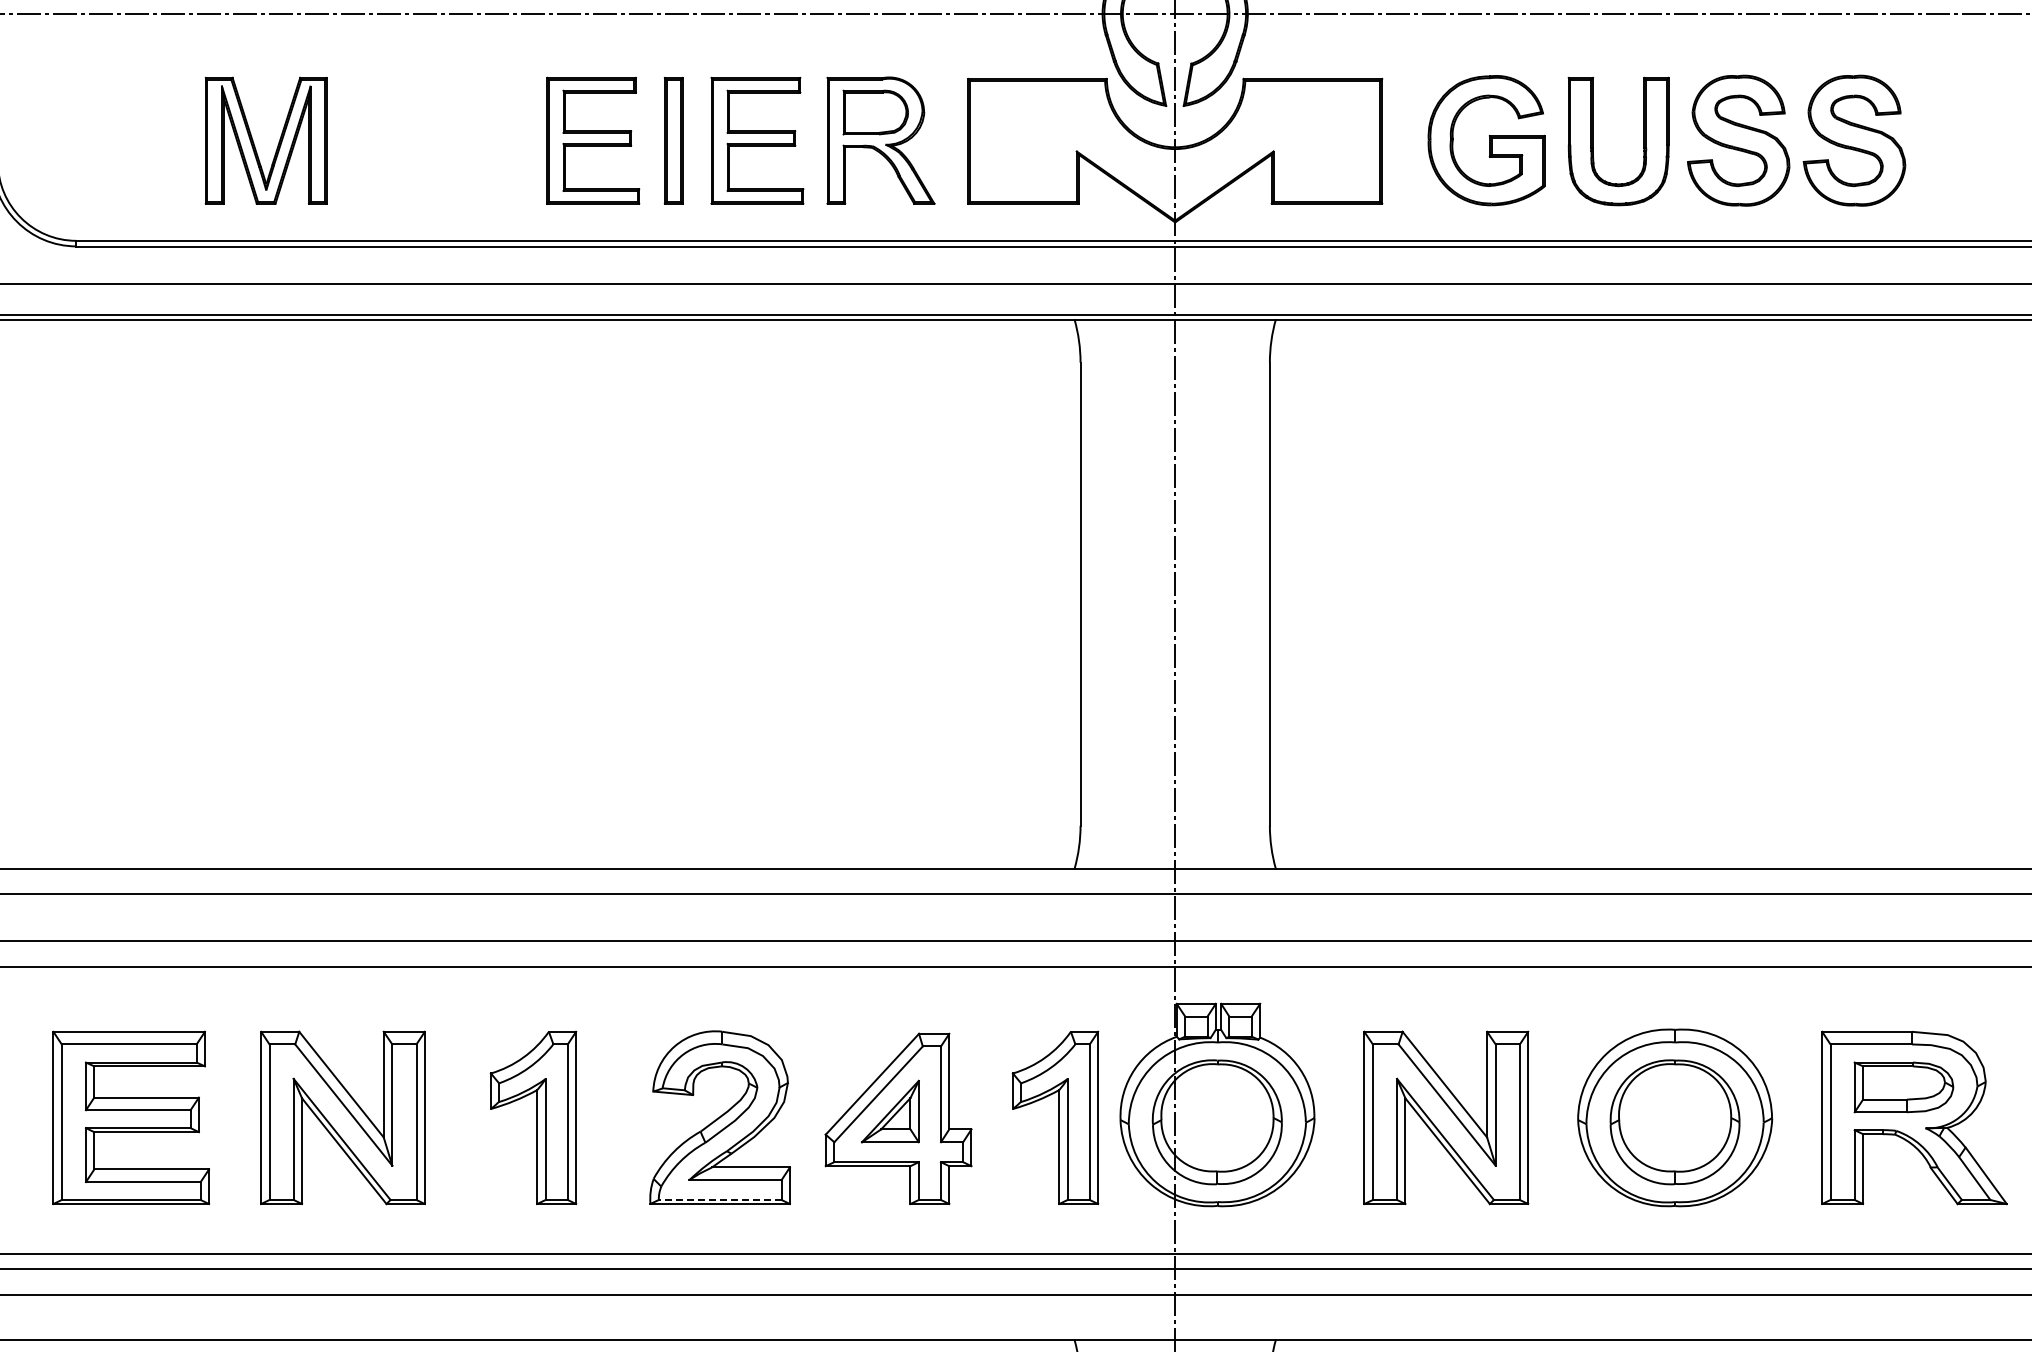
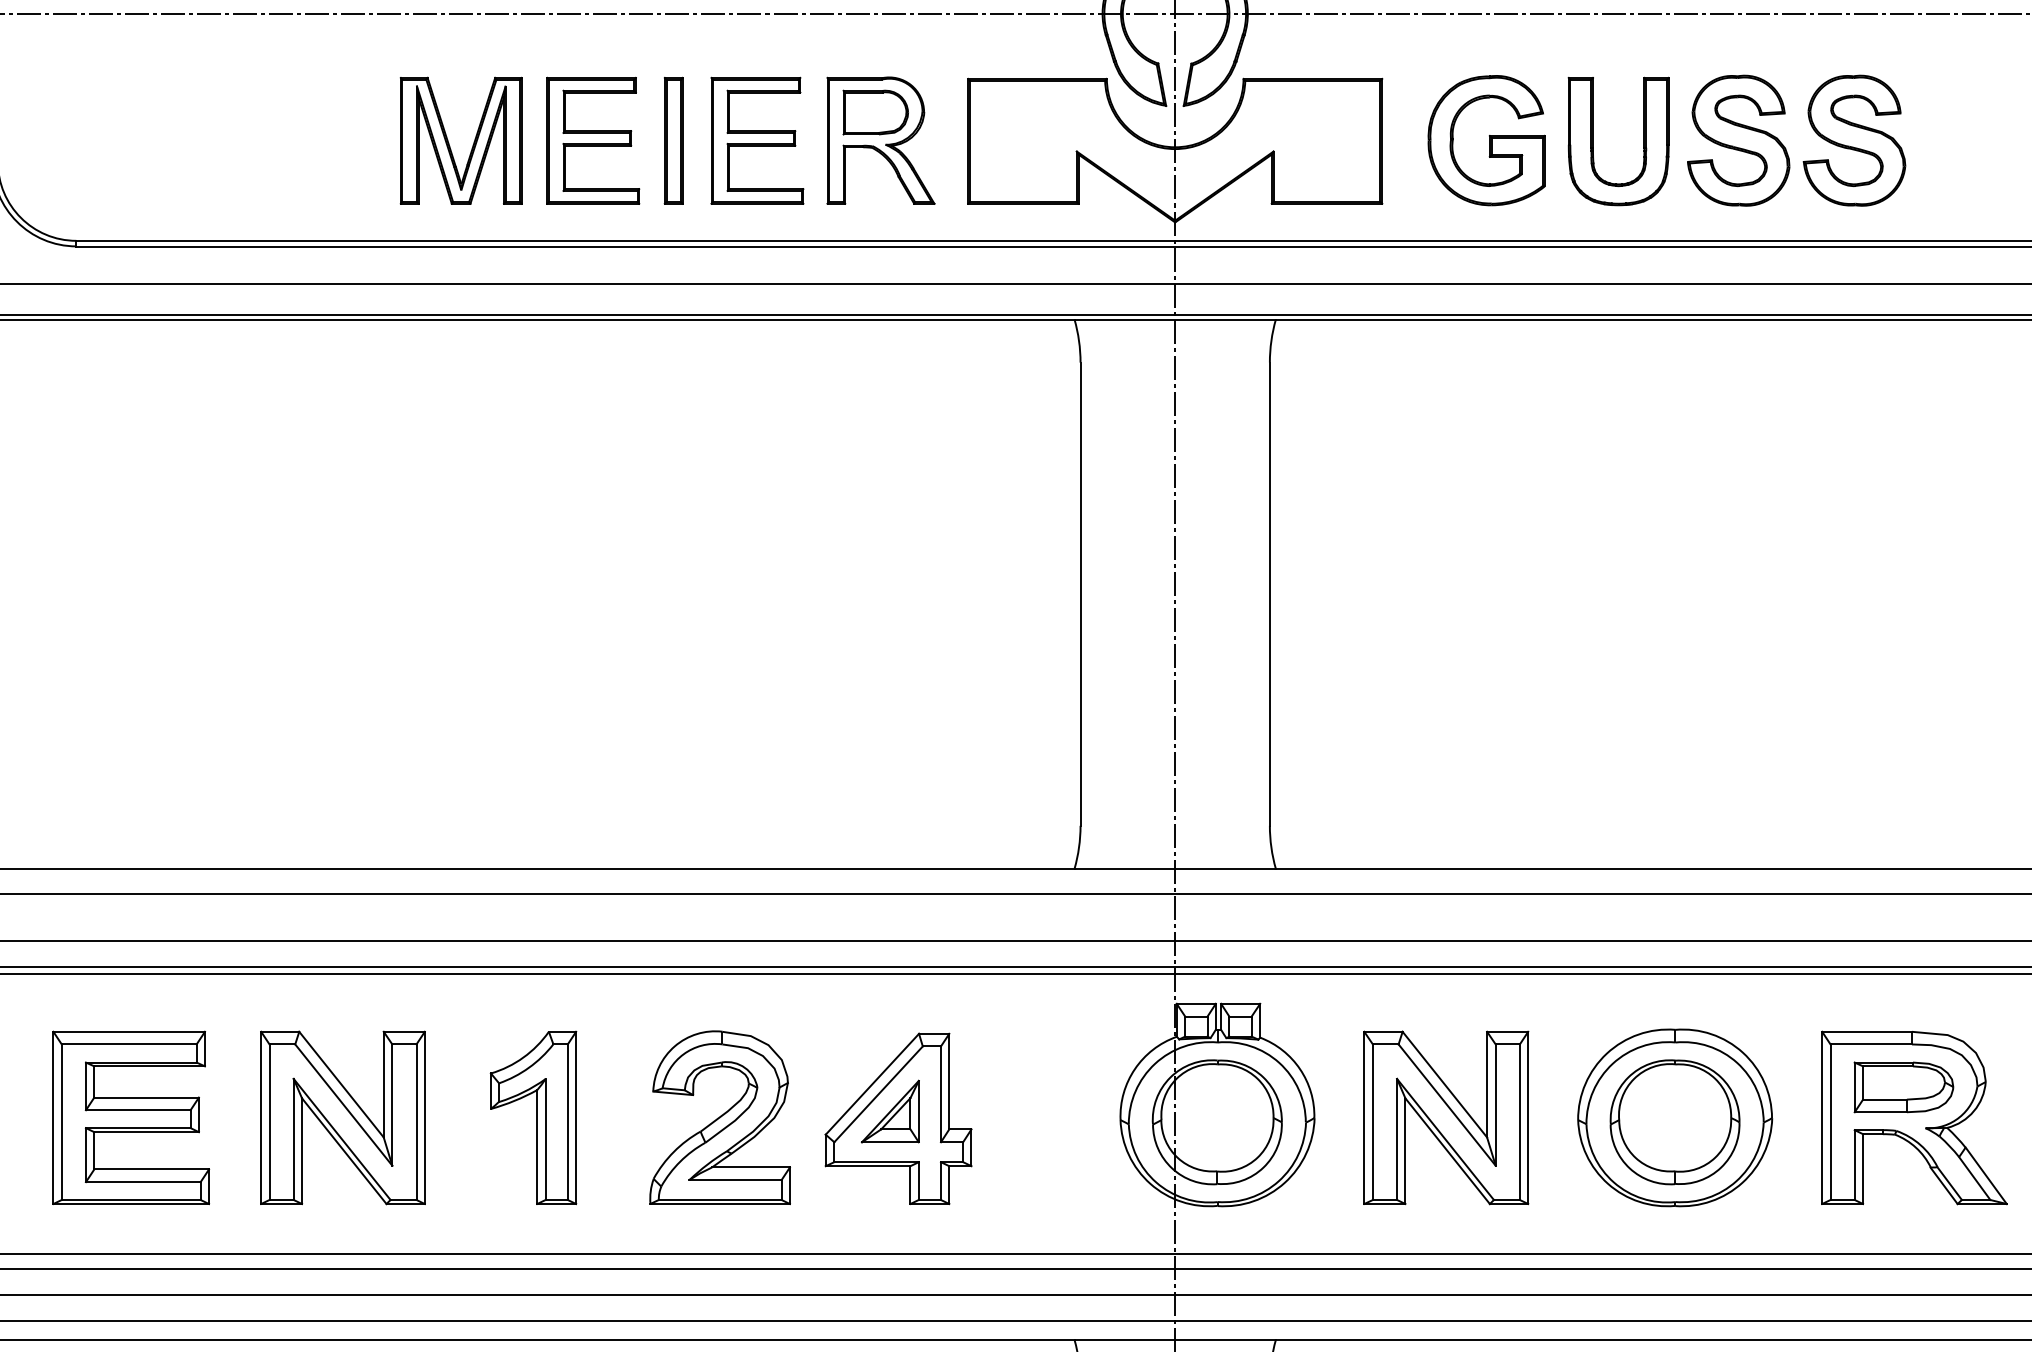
part position: (254, 143) -> (449, 143) (449, 143)
line: none -> present (1015, 973)
part: present -> none (1055, 1117)
line: dashed -> solid (719, 1199)
line: none -> present (1015, 1321)
